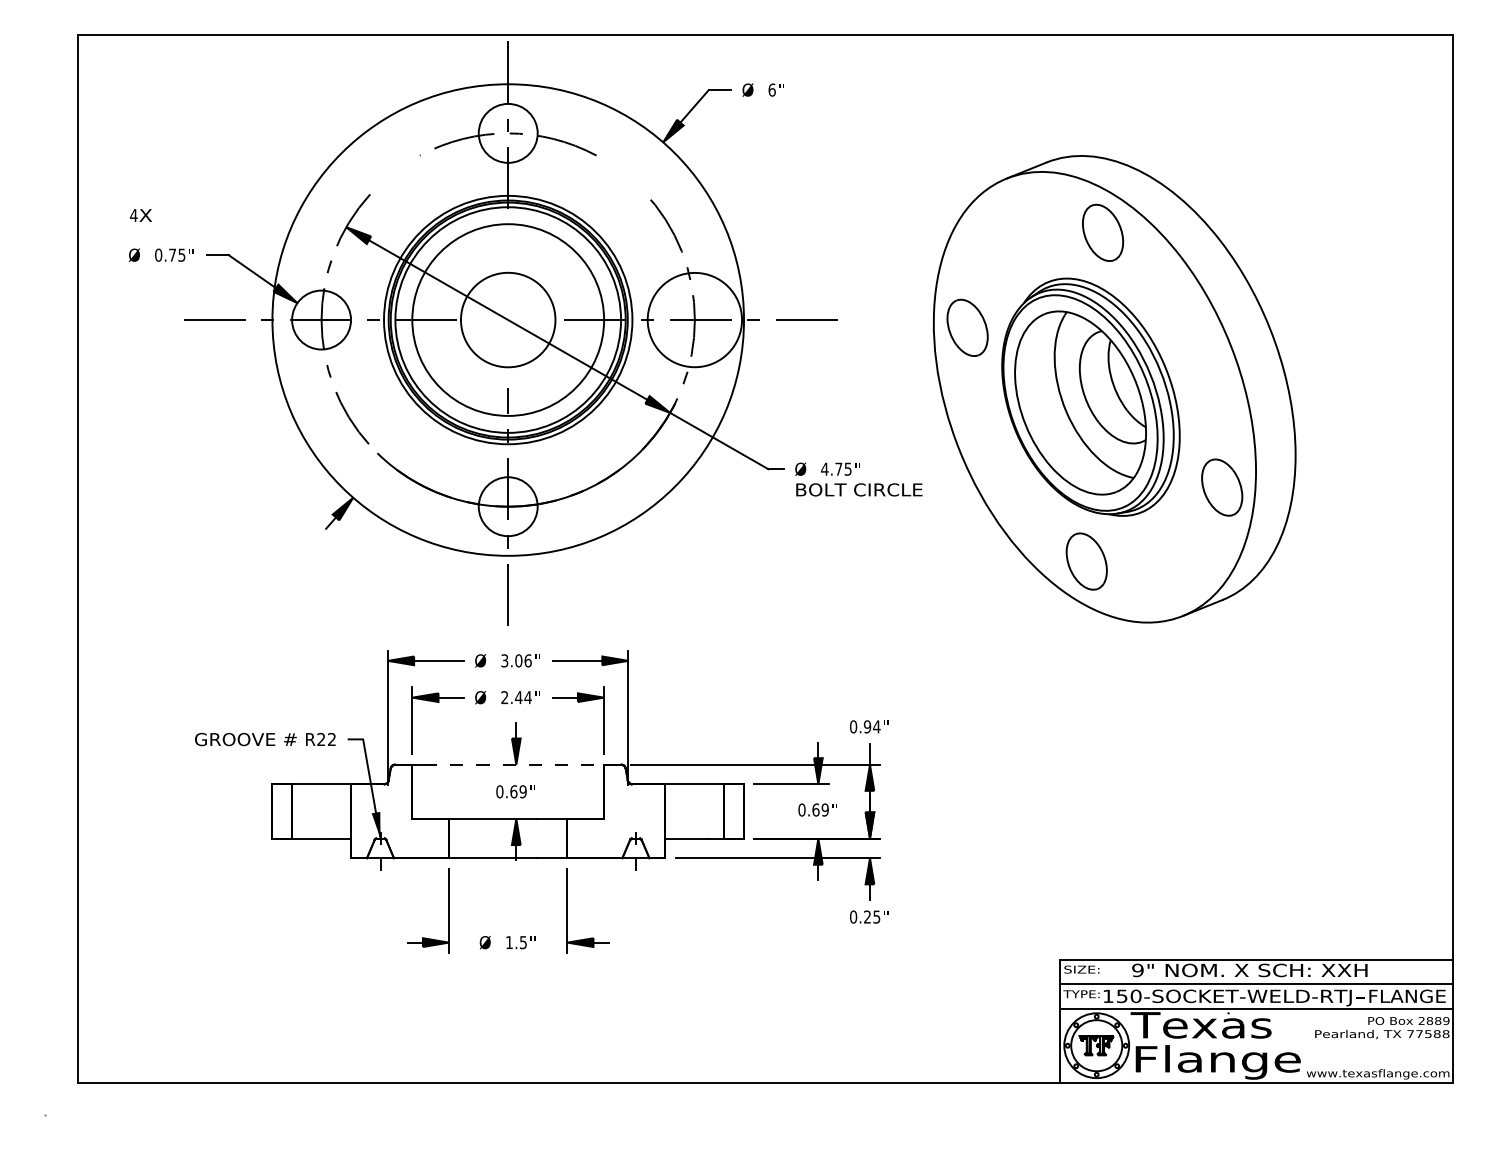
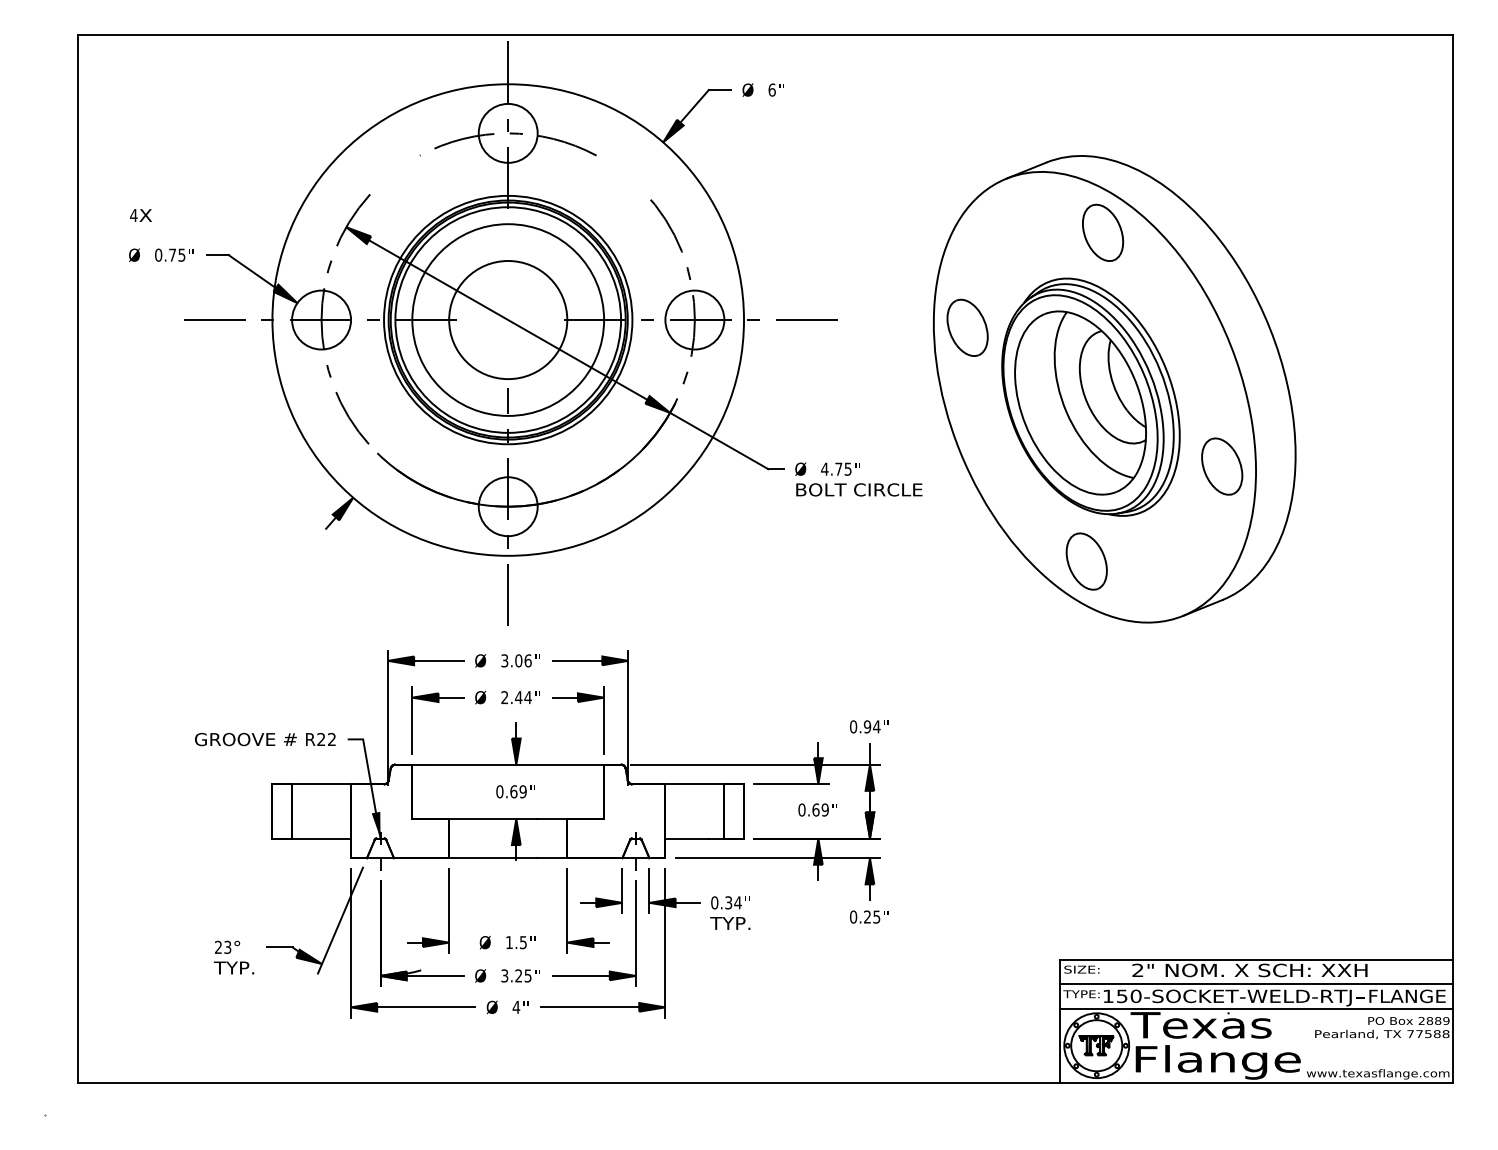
circle diameter: 94 px -> 118 px (508, 320)
circle diameter: 94 px -> 59 px (694, 319)
part position: (1222, 487) -> (1222, 466) (1222, 466)
line: dashed -> solid (514, 764)
part: none -> present (481, 969)
text: 9" -> 2" (1137, 970)
